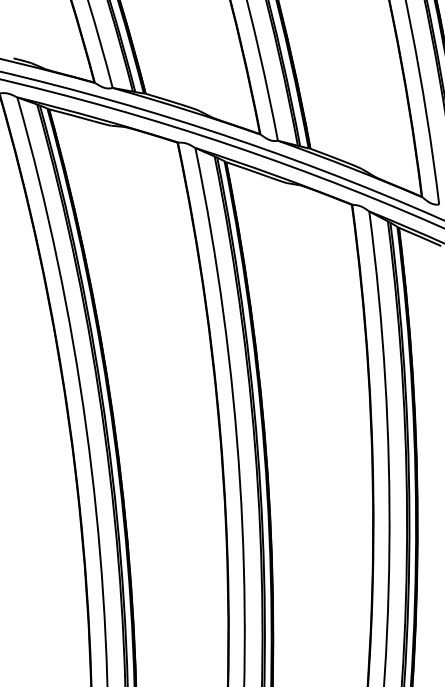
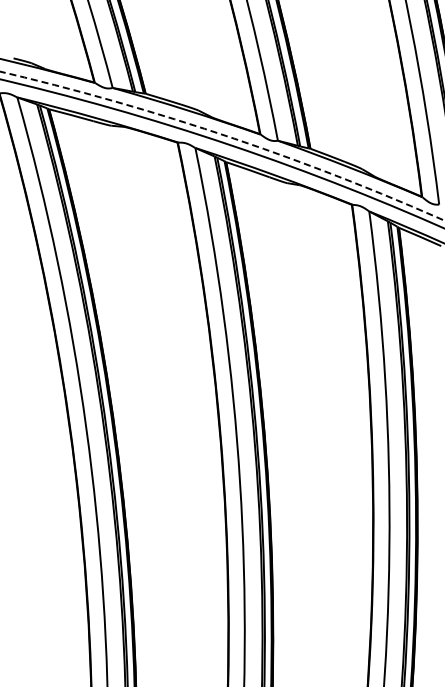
arc: solid -> dashed (224, 135)
